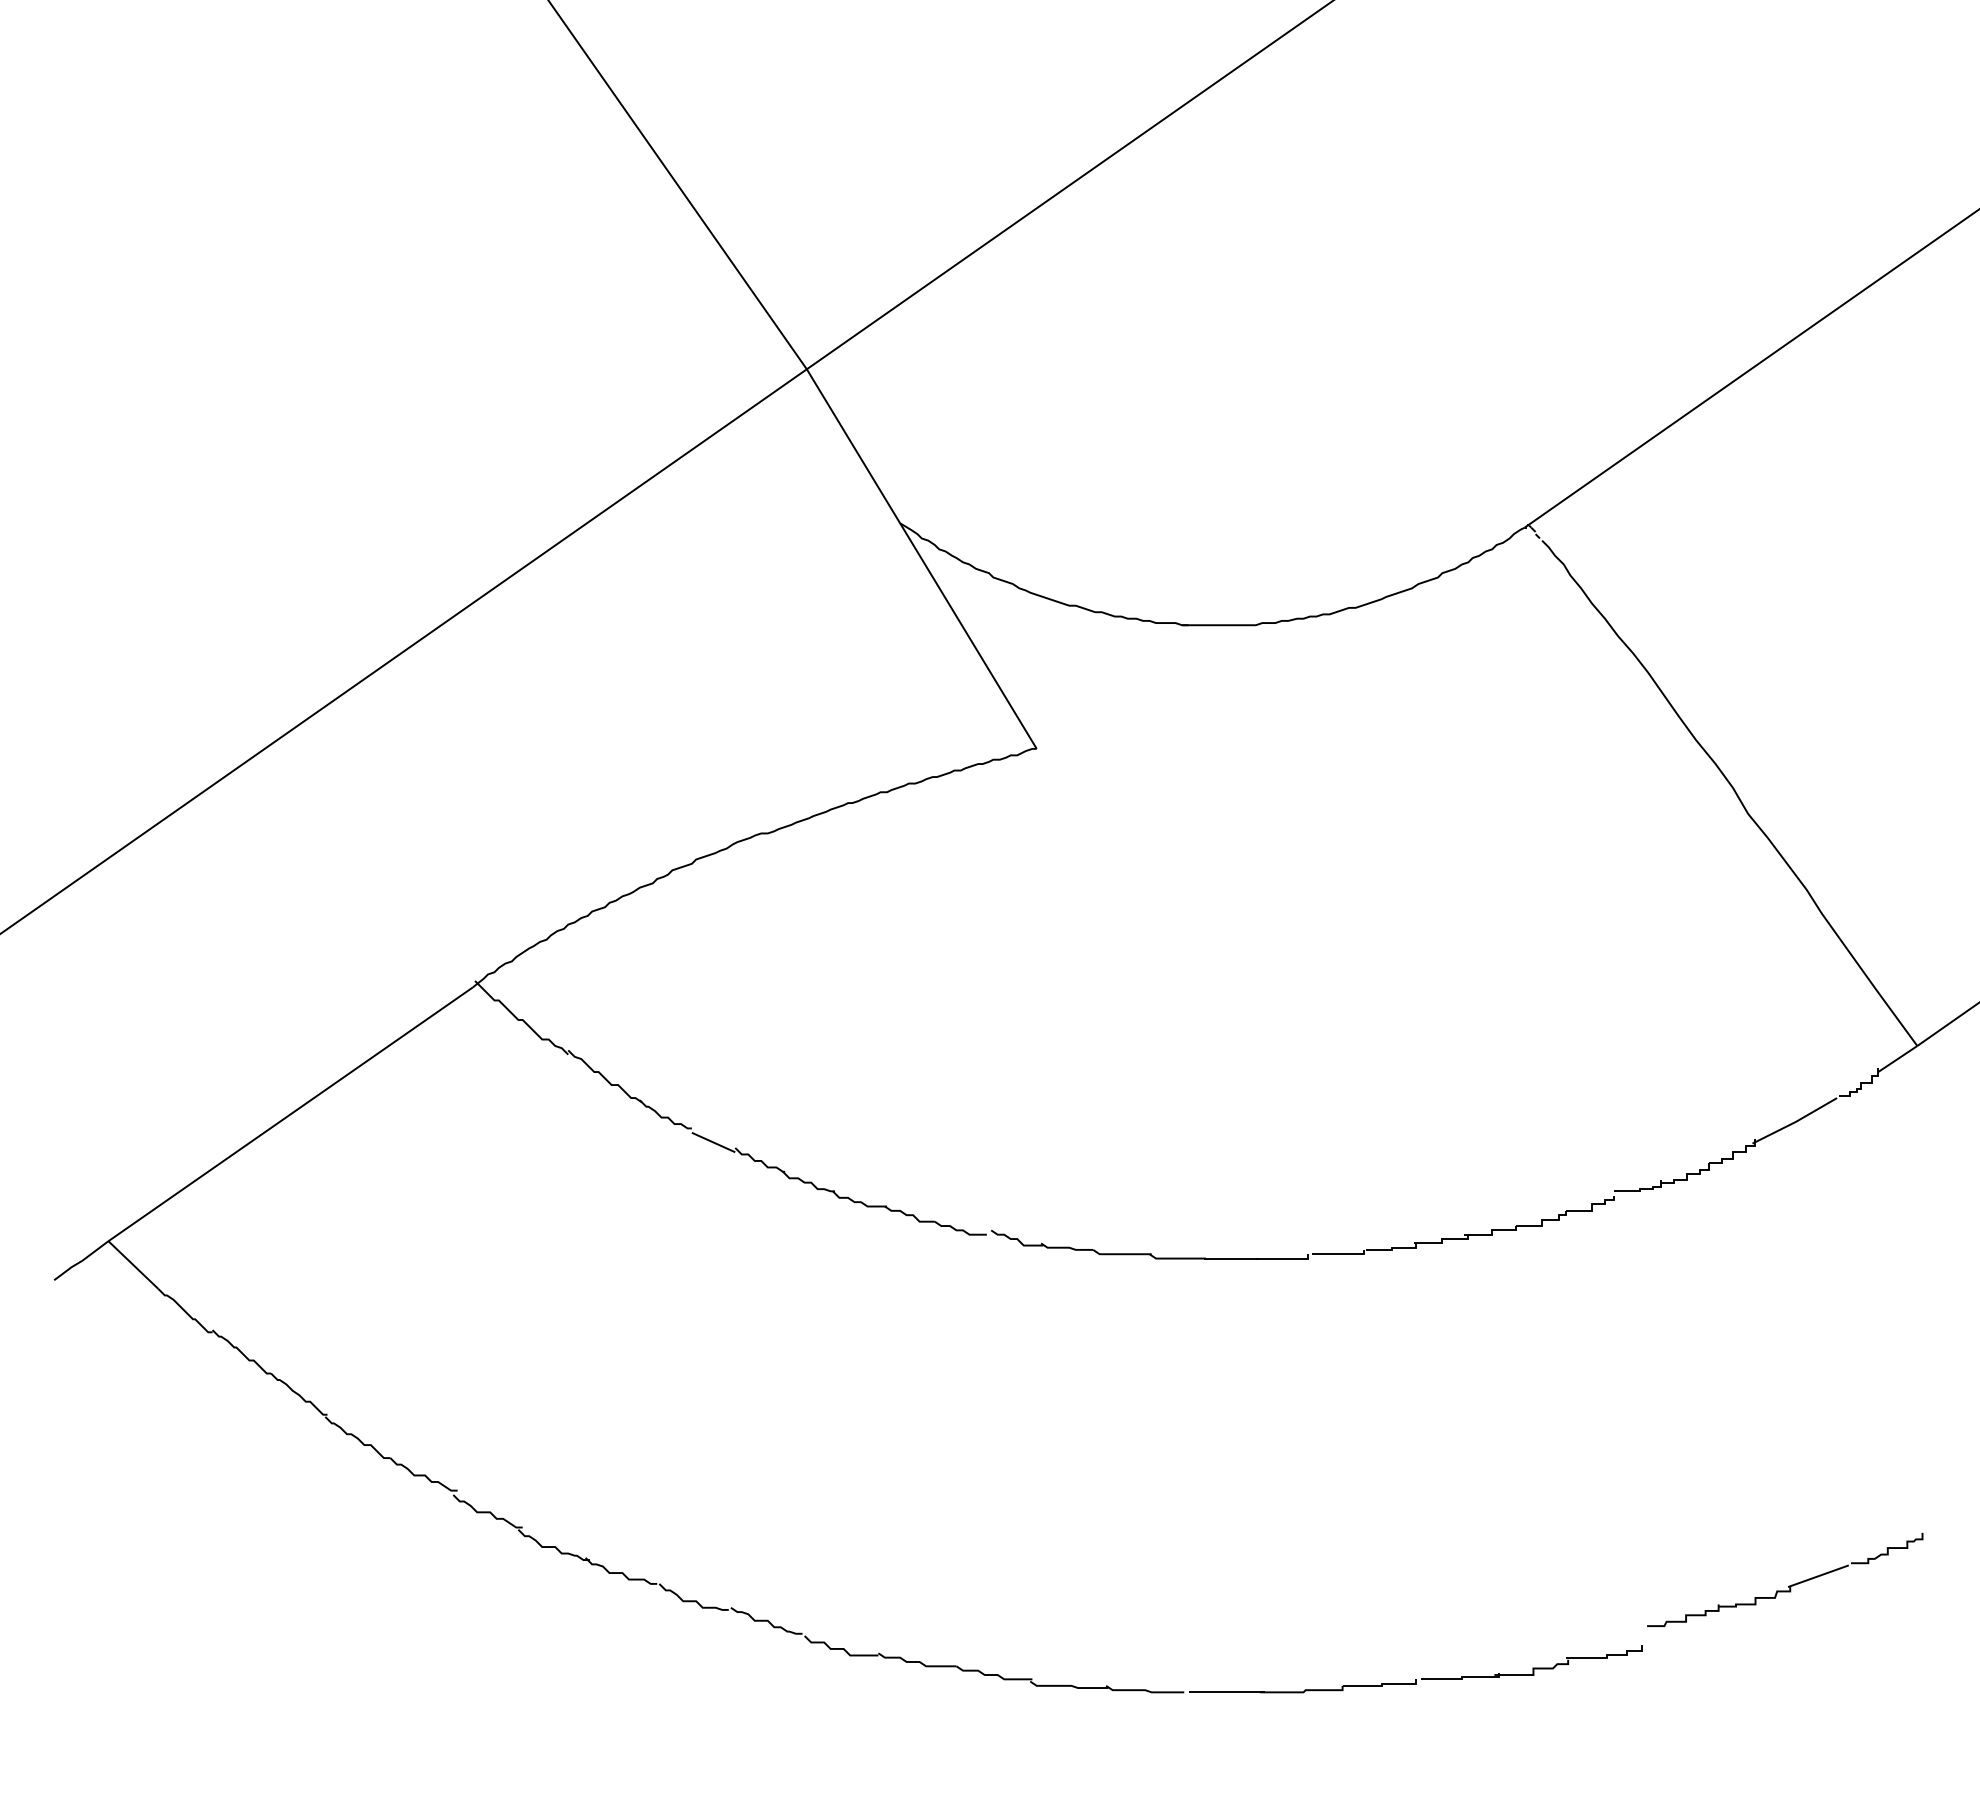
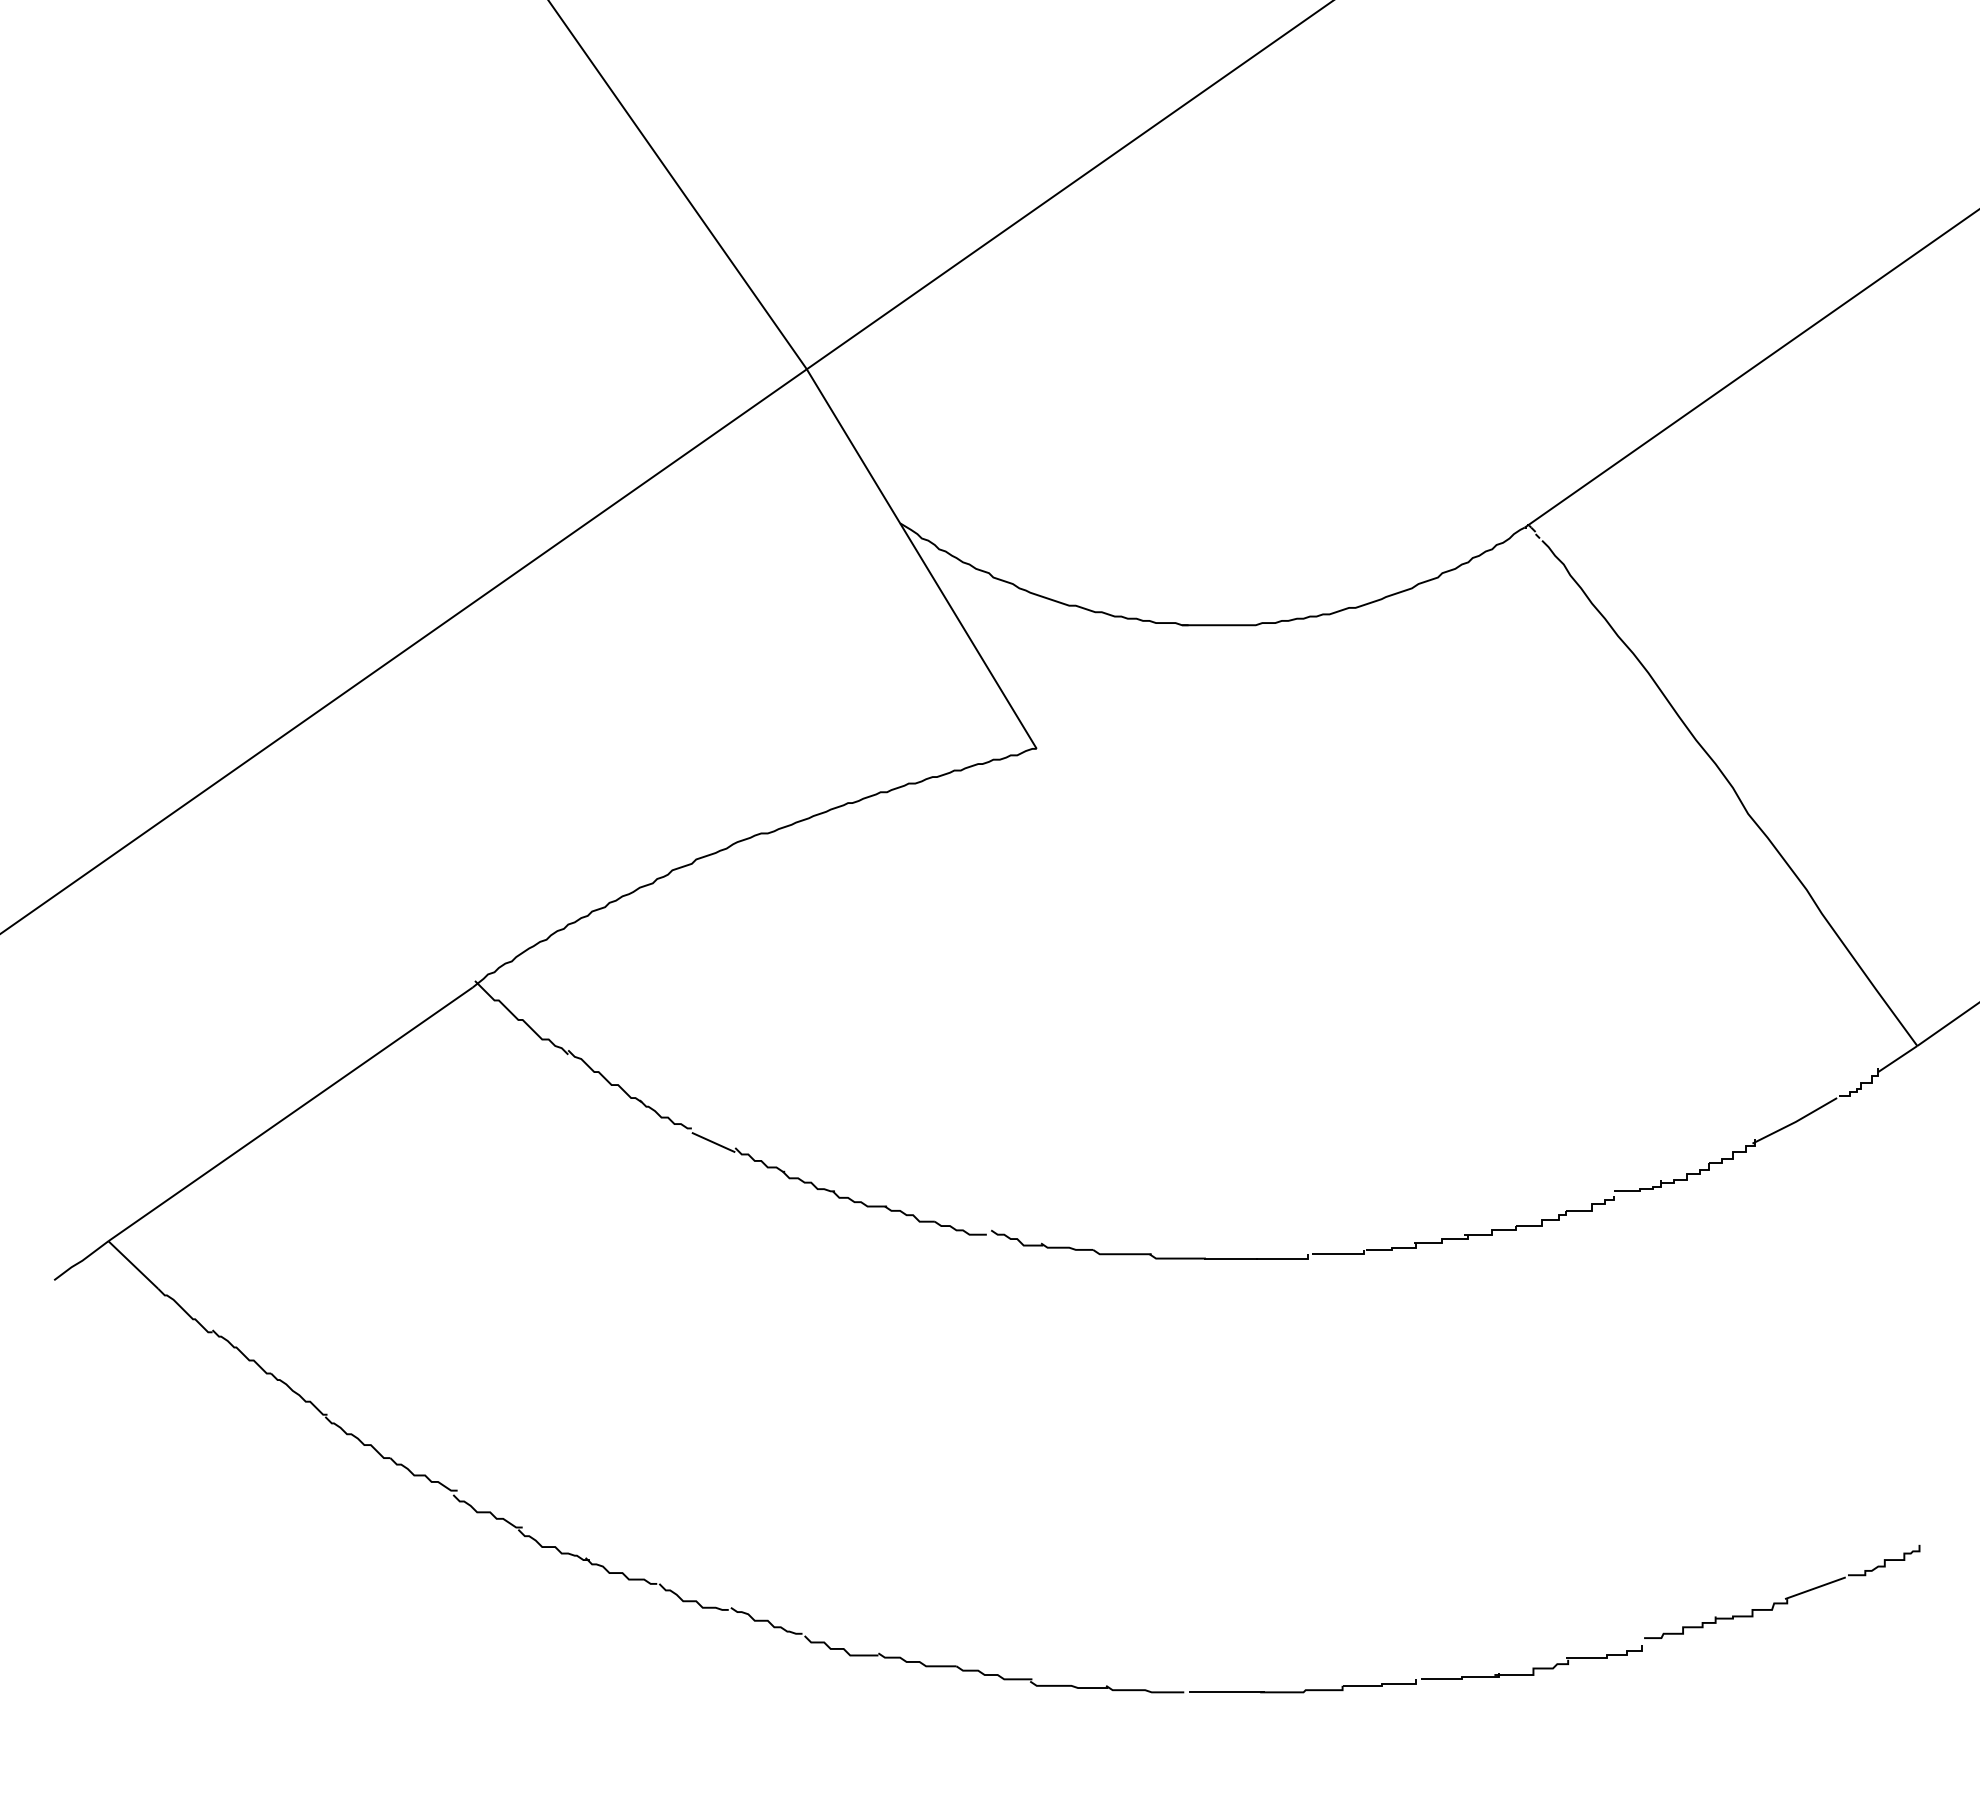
part position: (1789, 1585) -> (1786, 1597) (1786, 1597)
